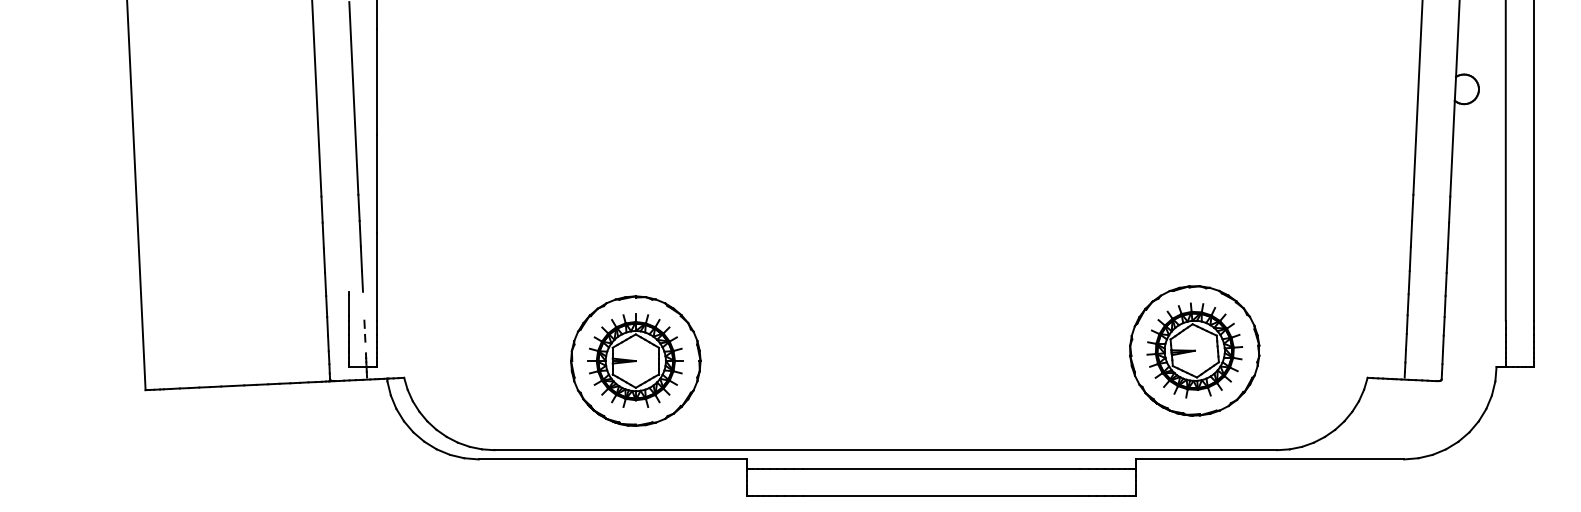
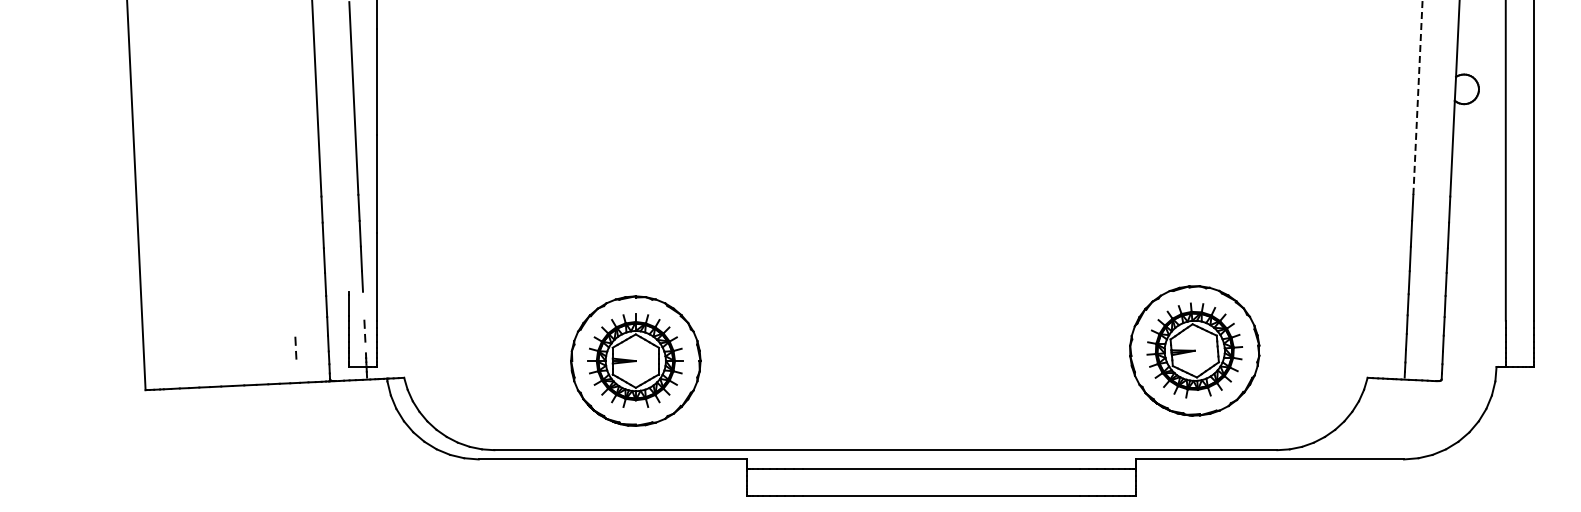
line: solid -> dashed (1418, 97)
line: none -> present (295, 345)
